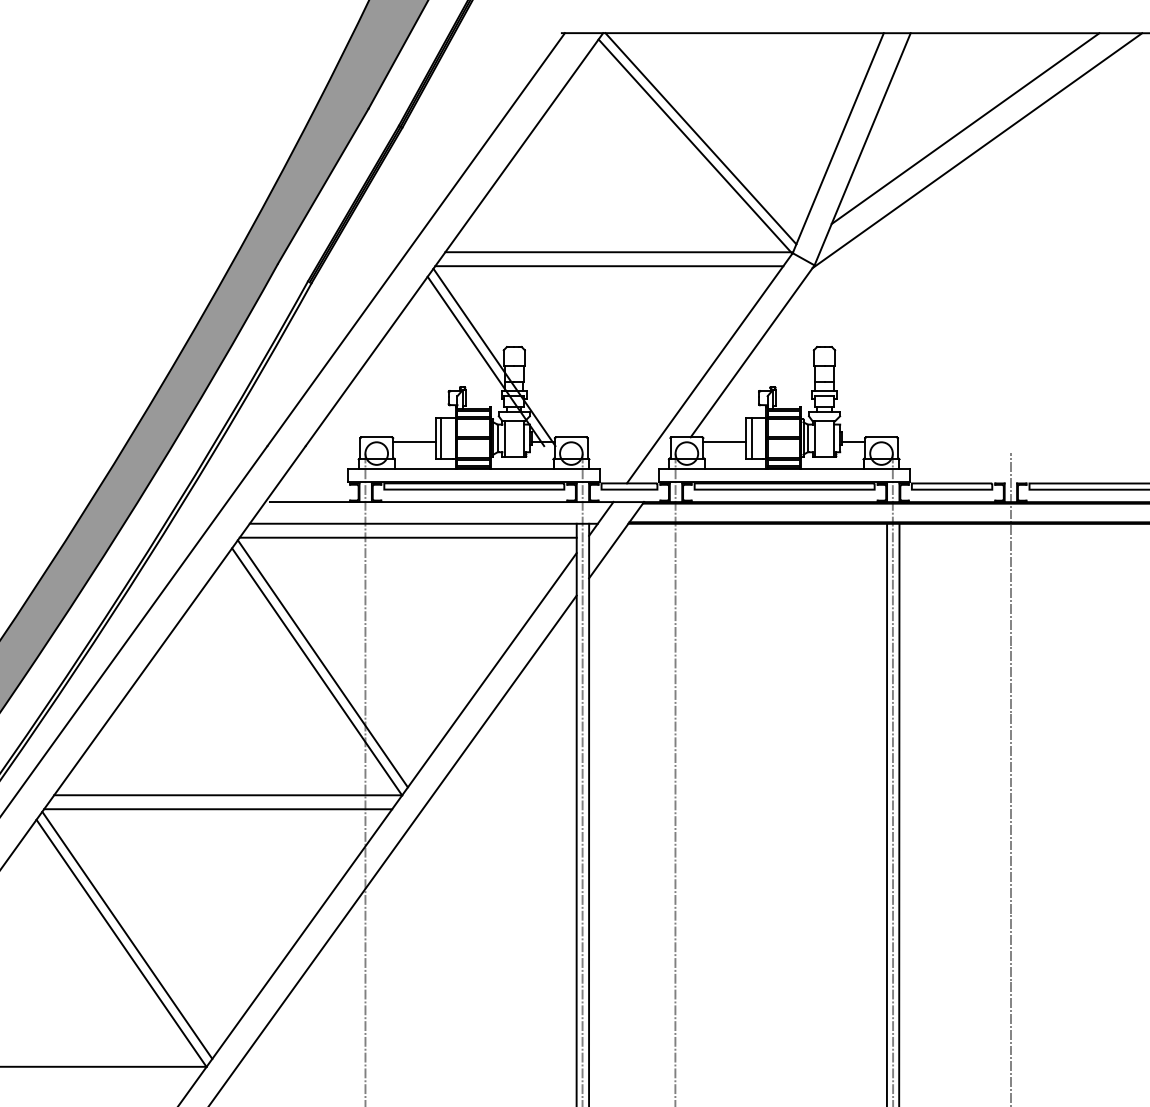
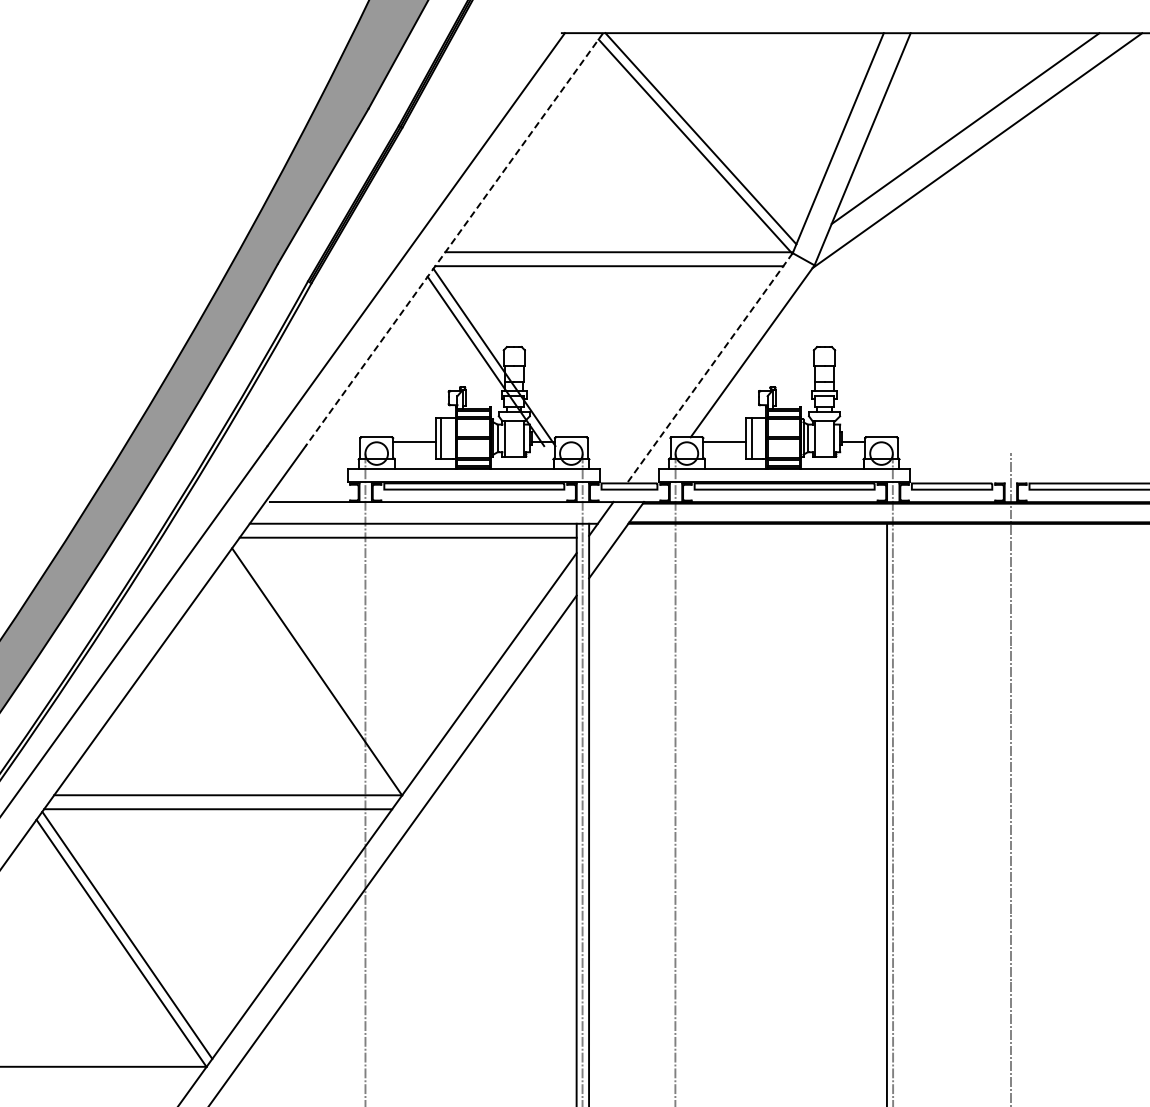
line: solid -> dashed (454, 240)
line: solid -> dashed (709, 368)
line: present -> none (322, 663)
line: present -> none (899, 813)
